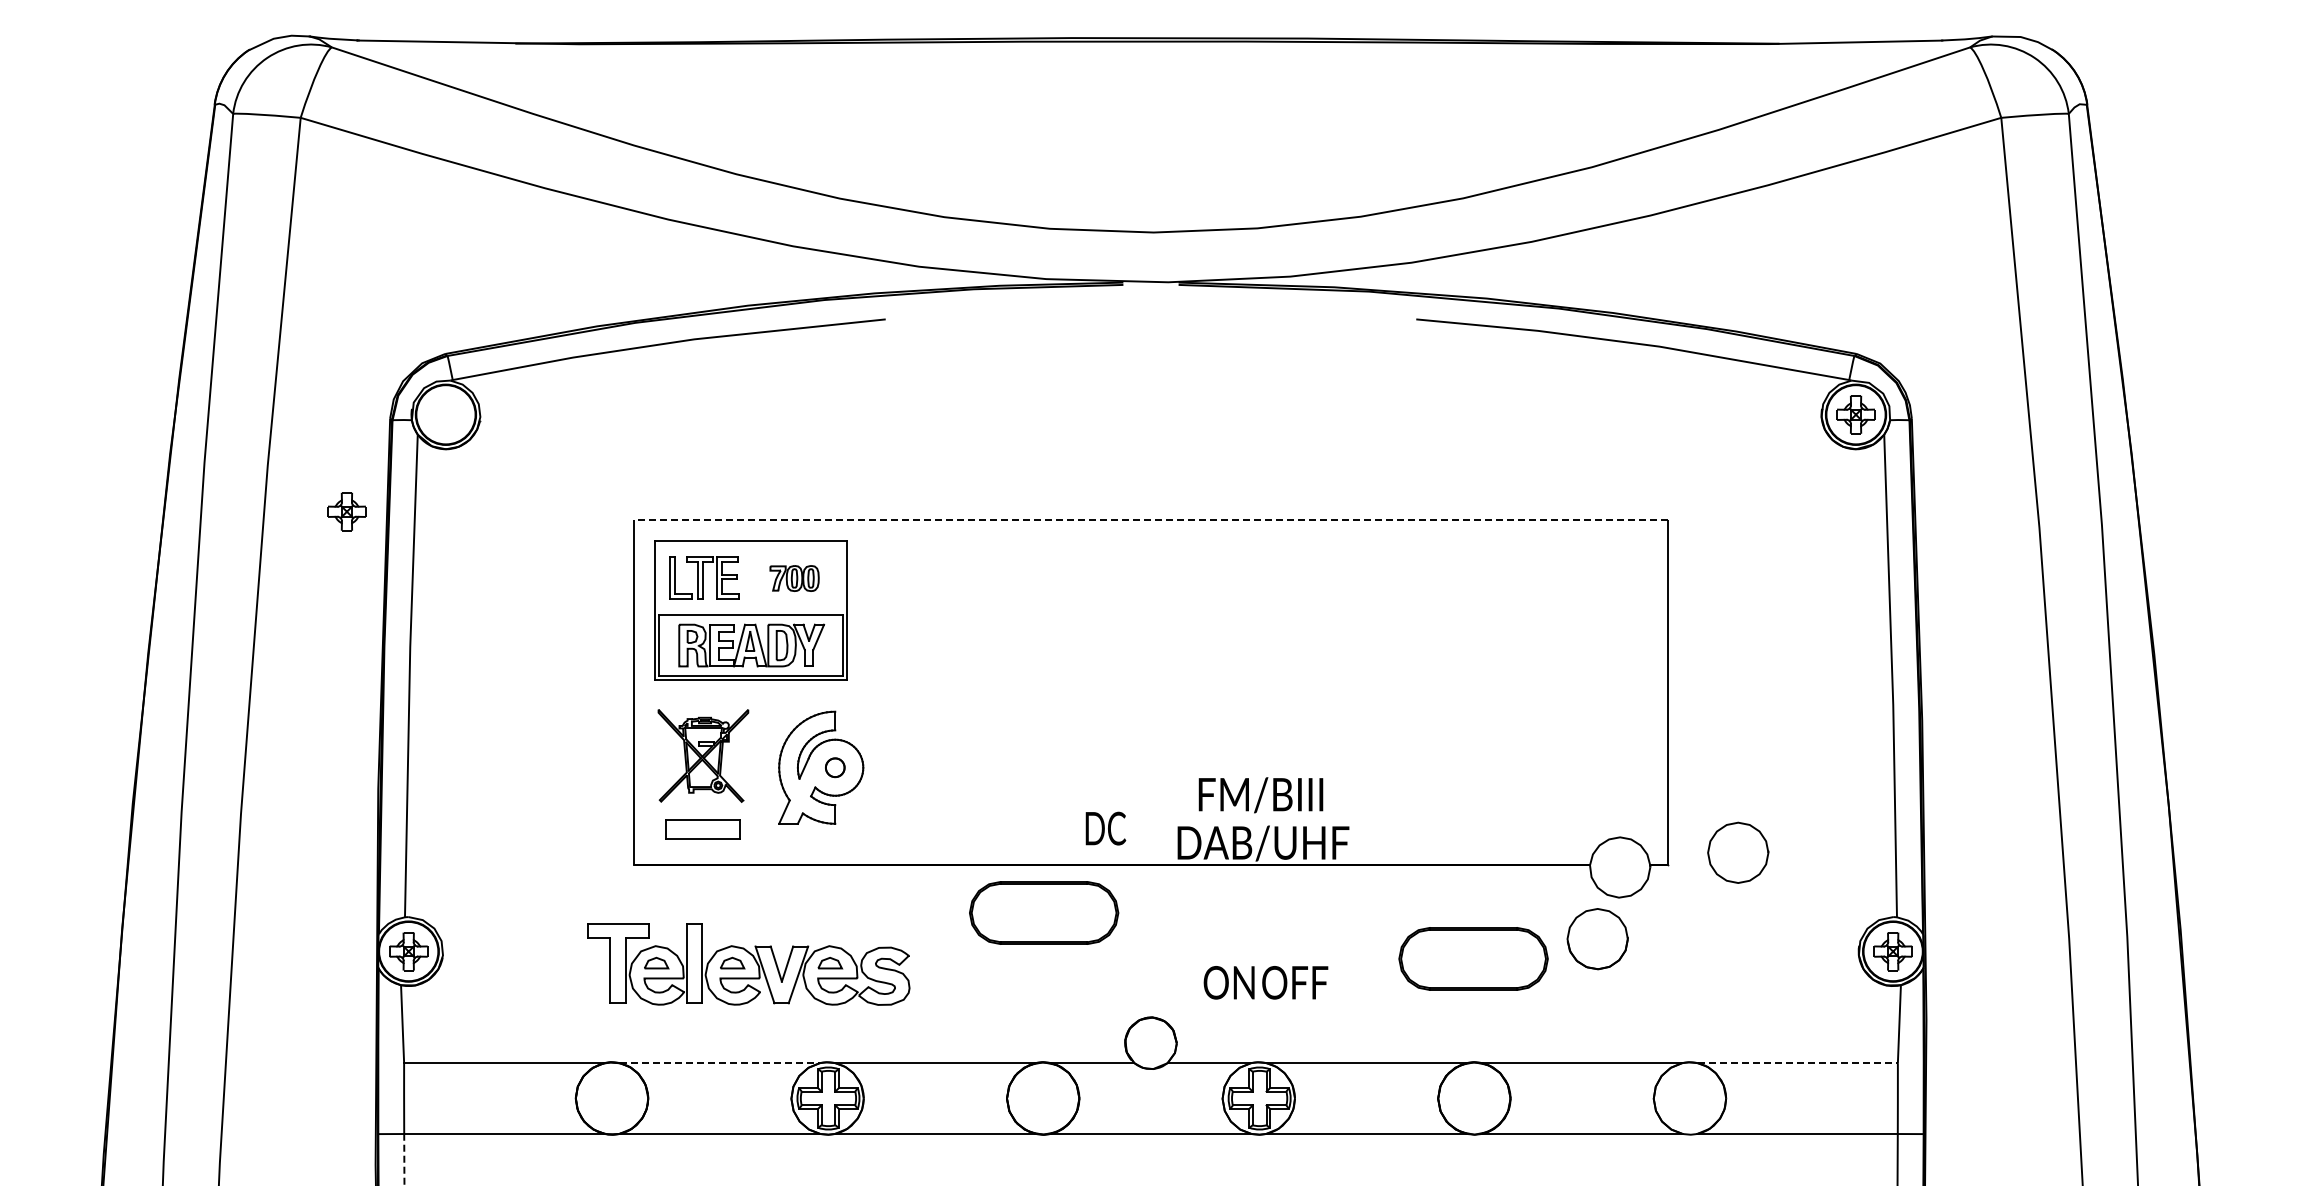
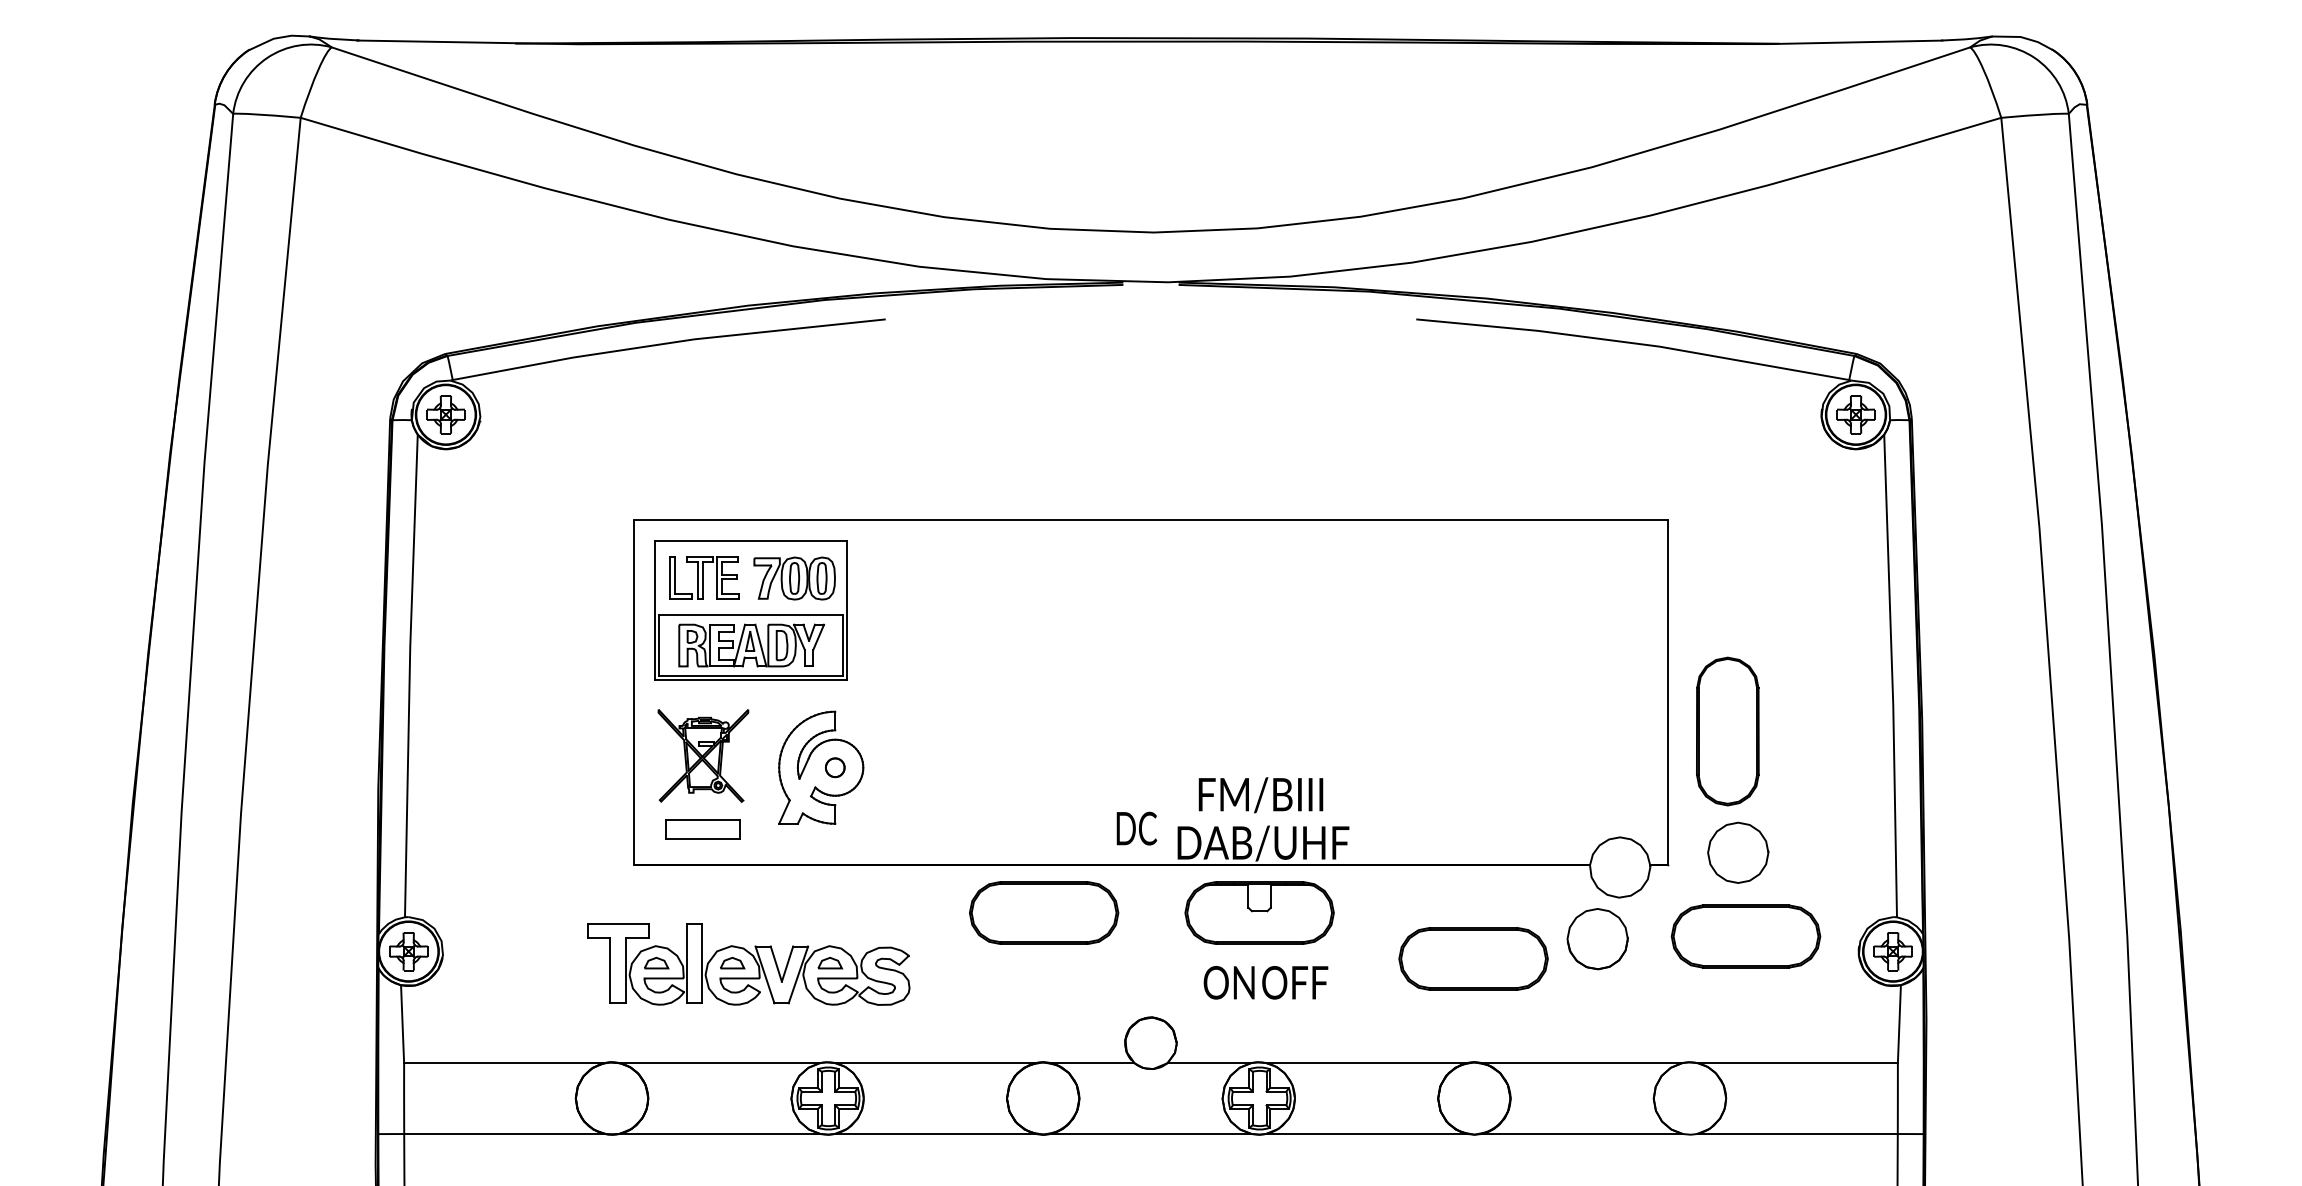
part position: (346, 511) -> (445, 414) (445, 414)
line: dashed -> solid (1150, 520)
part size: 51x27 px -> 83x45 px (794, 578)
part: none -> present (1727, 731)
text position: (1105, 828) -> (1136, 828) (1136, 828)
part: none -> present (1259, 912)
part: none -> present (1745, 936)
line: dashed -> solid (719, 1063)
line: dashed -> solid (1798, 1063)
line: dashed -> solid (404, 1159)
